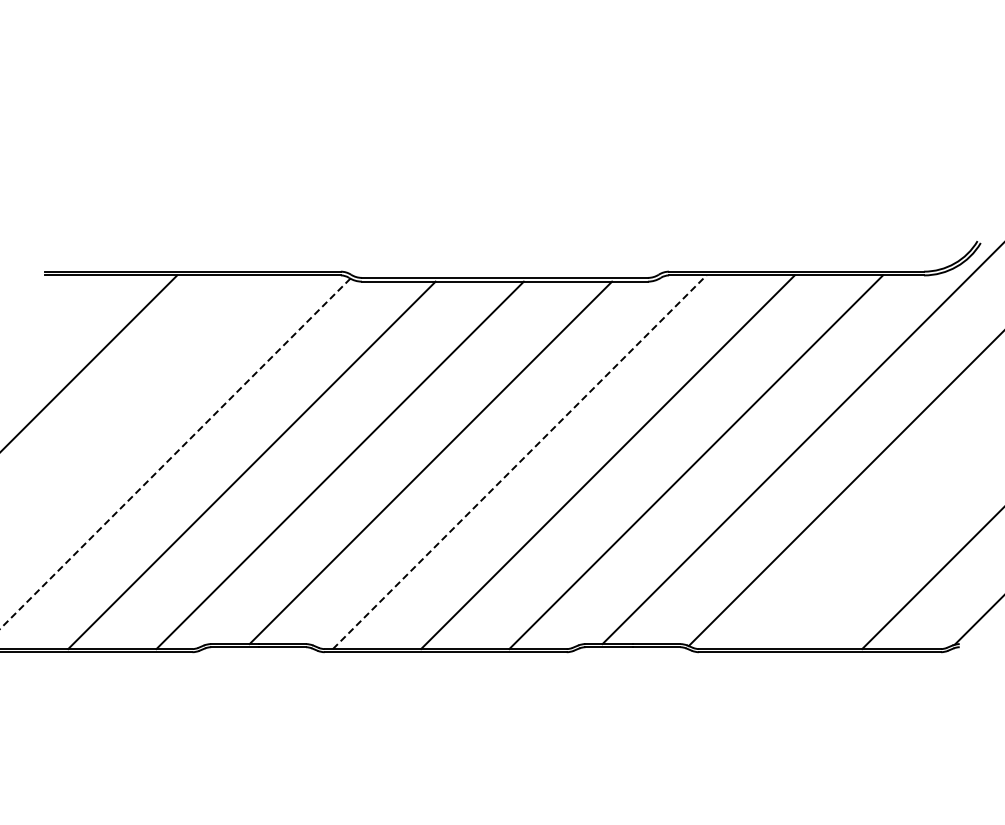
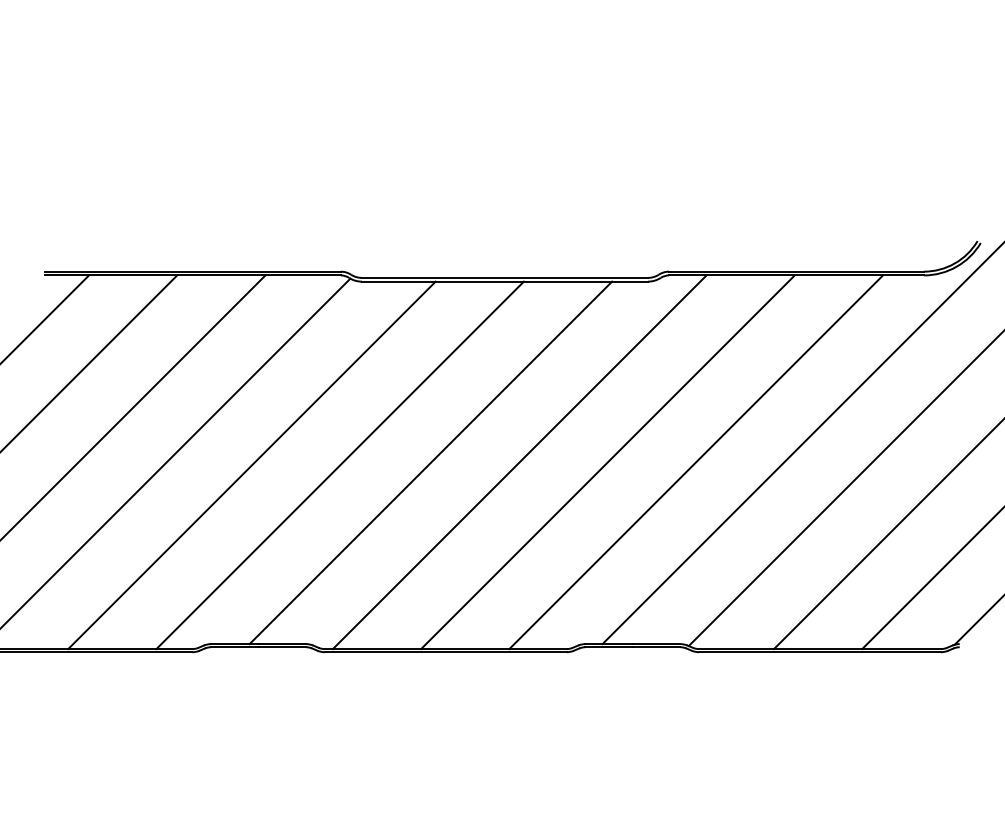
line: none -> present (45, 318)
line: none -> present (133, 406)
line: dashed -> solid (175, 453)
line: dashed -> solid (520, 461)
line: none -> present (887, 535)
